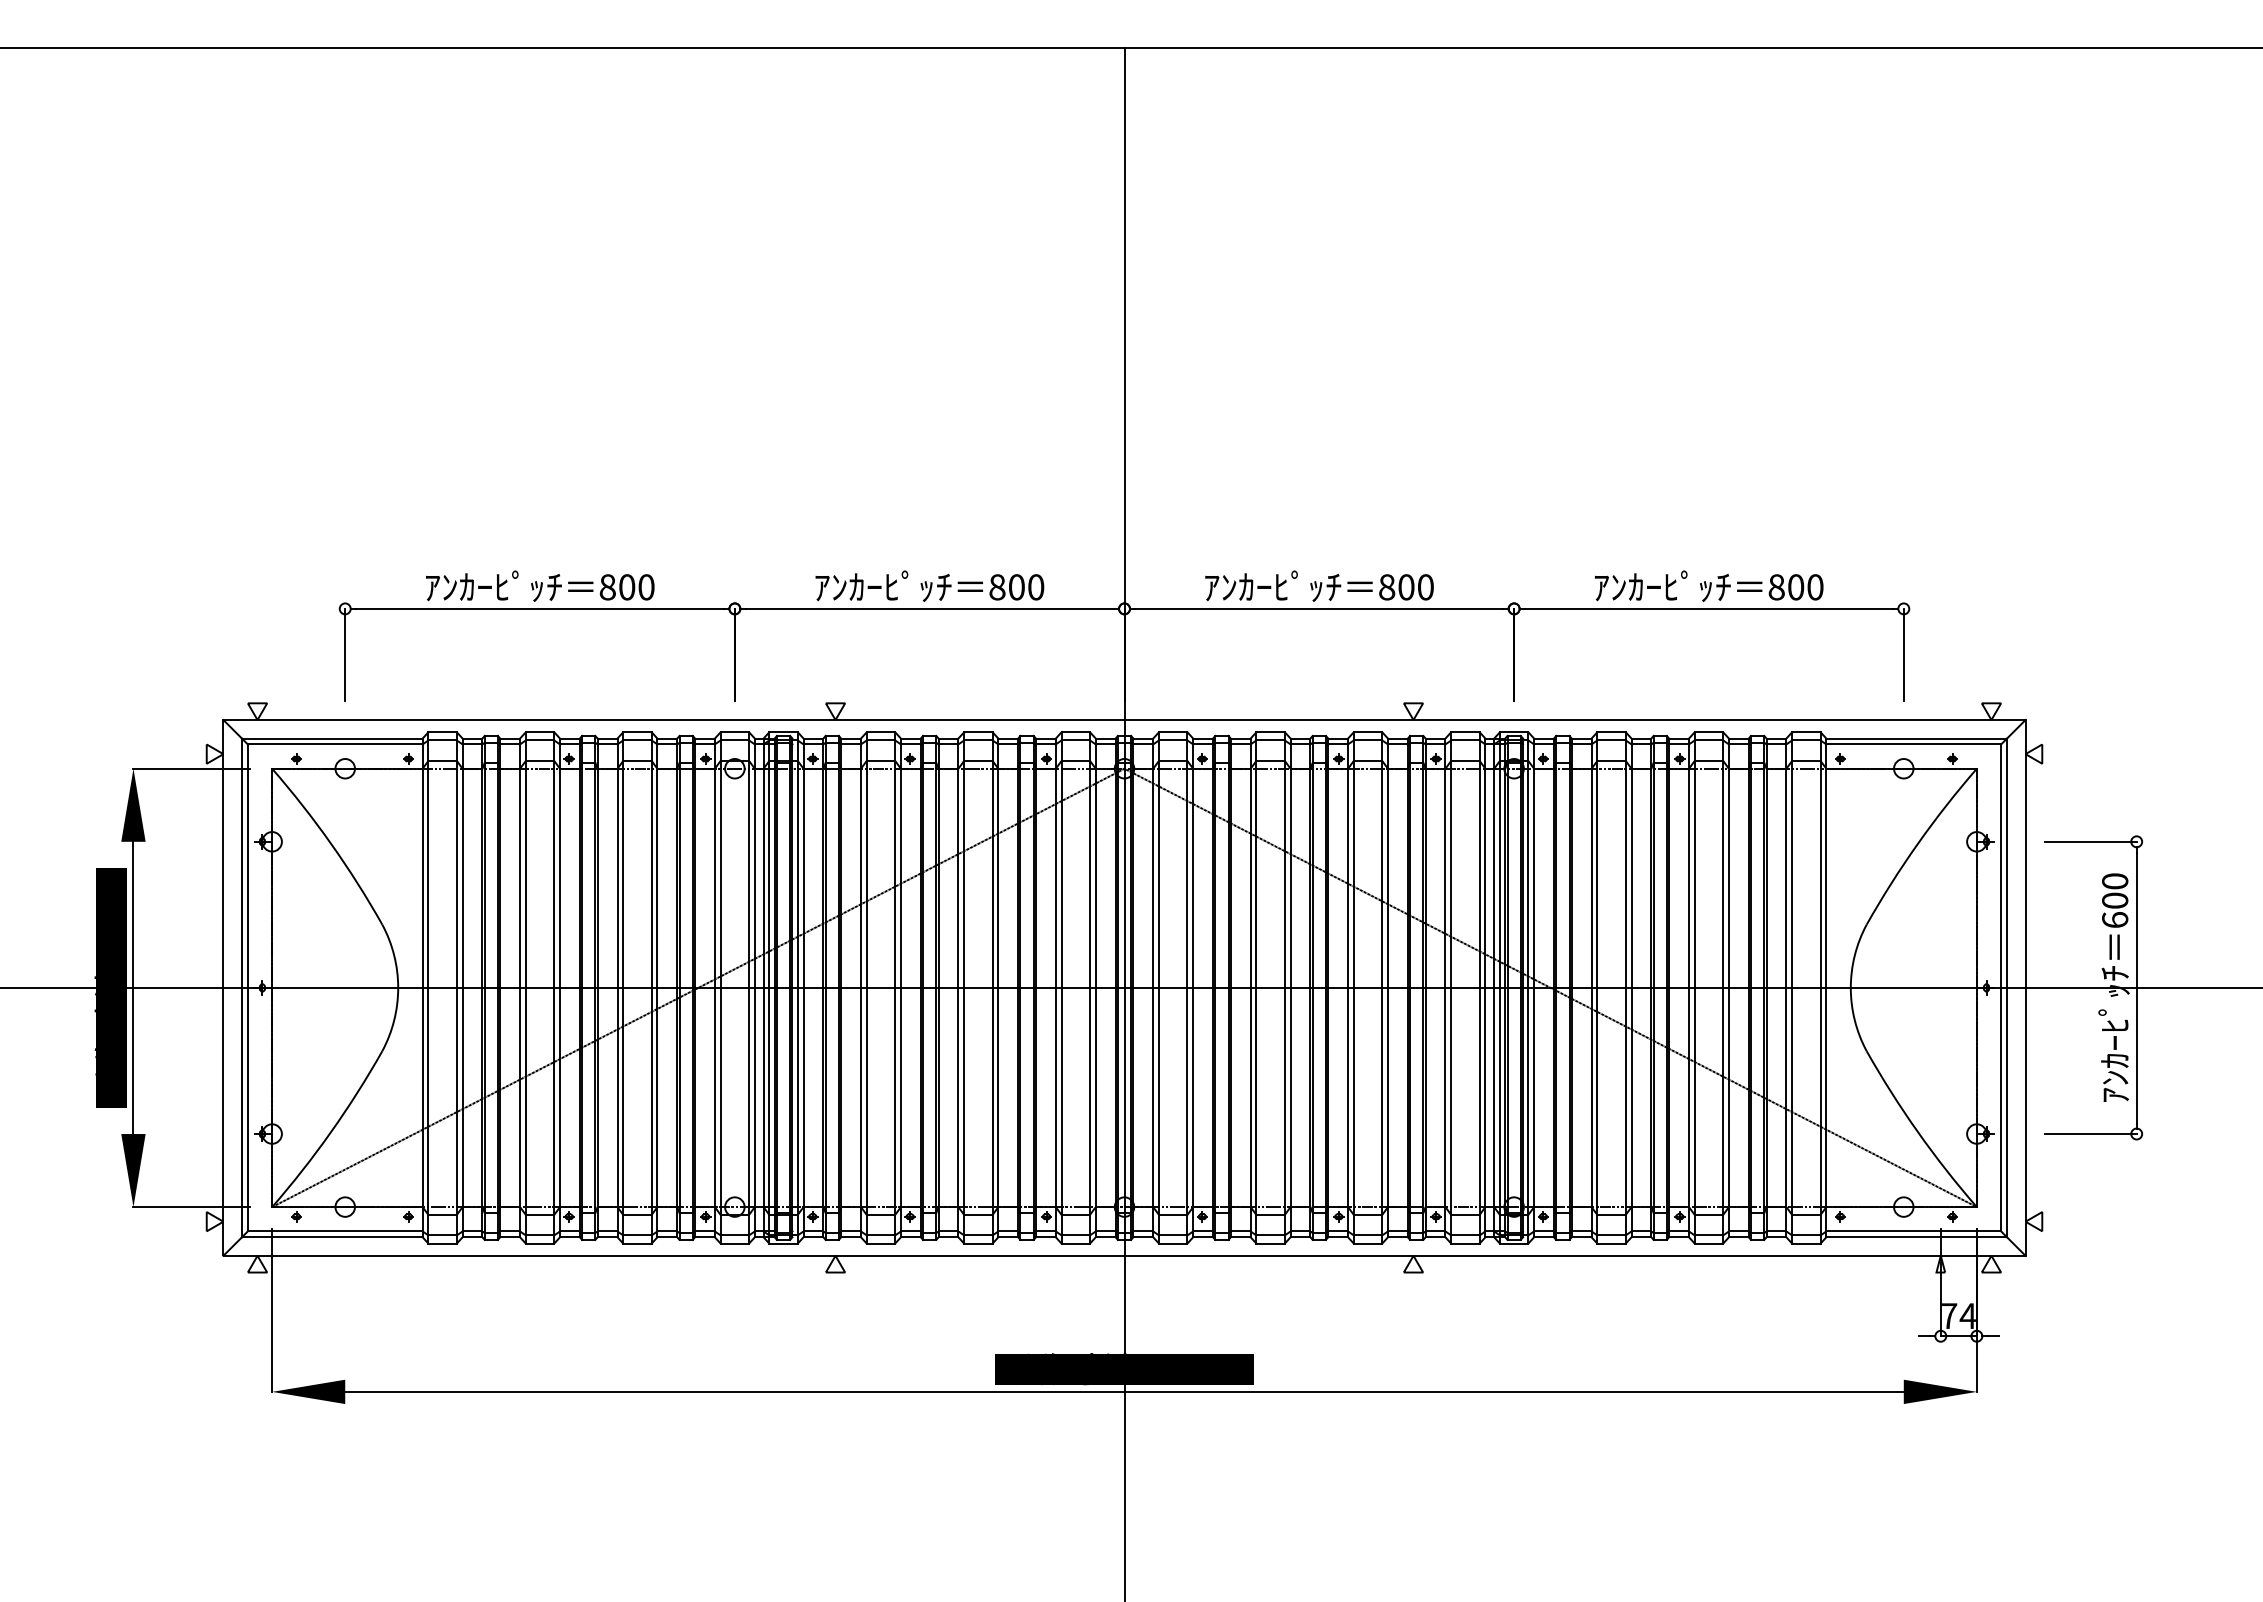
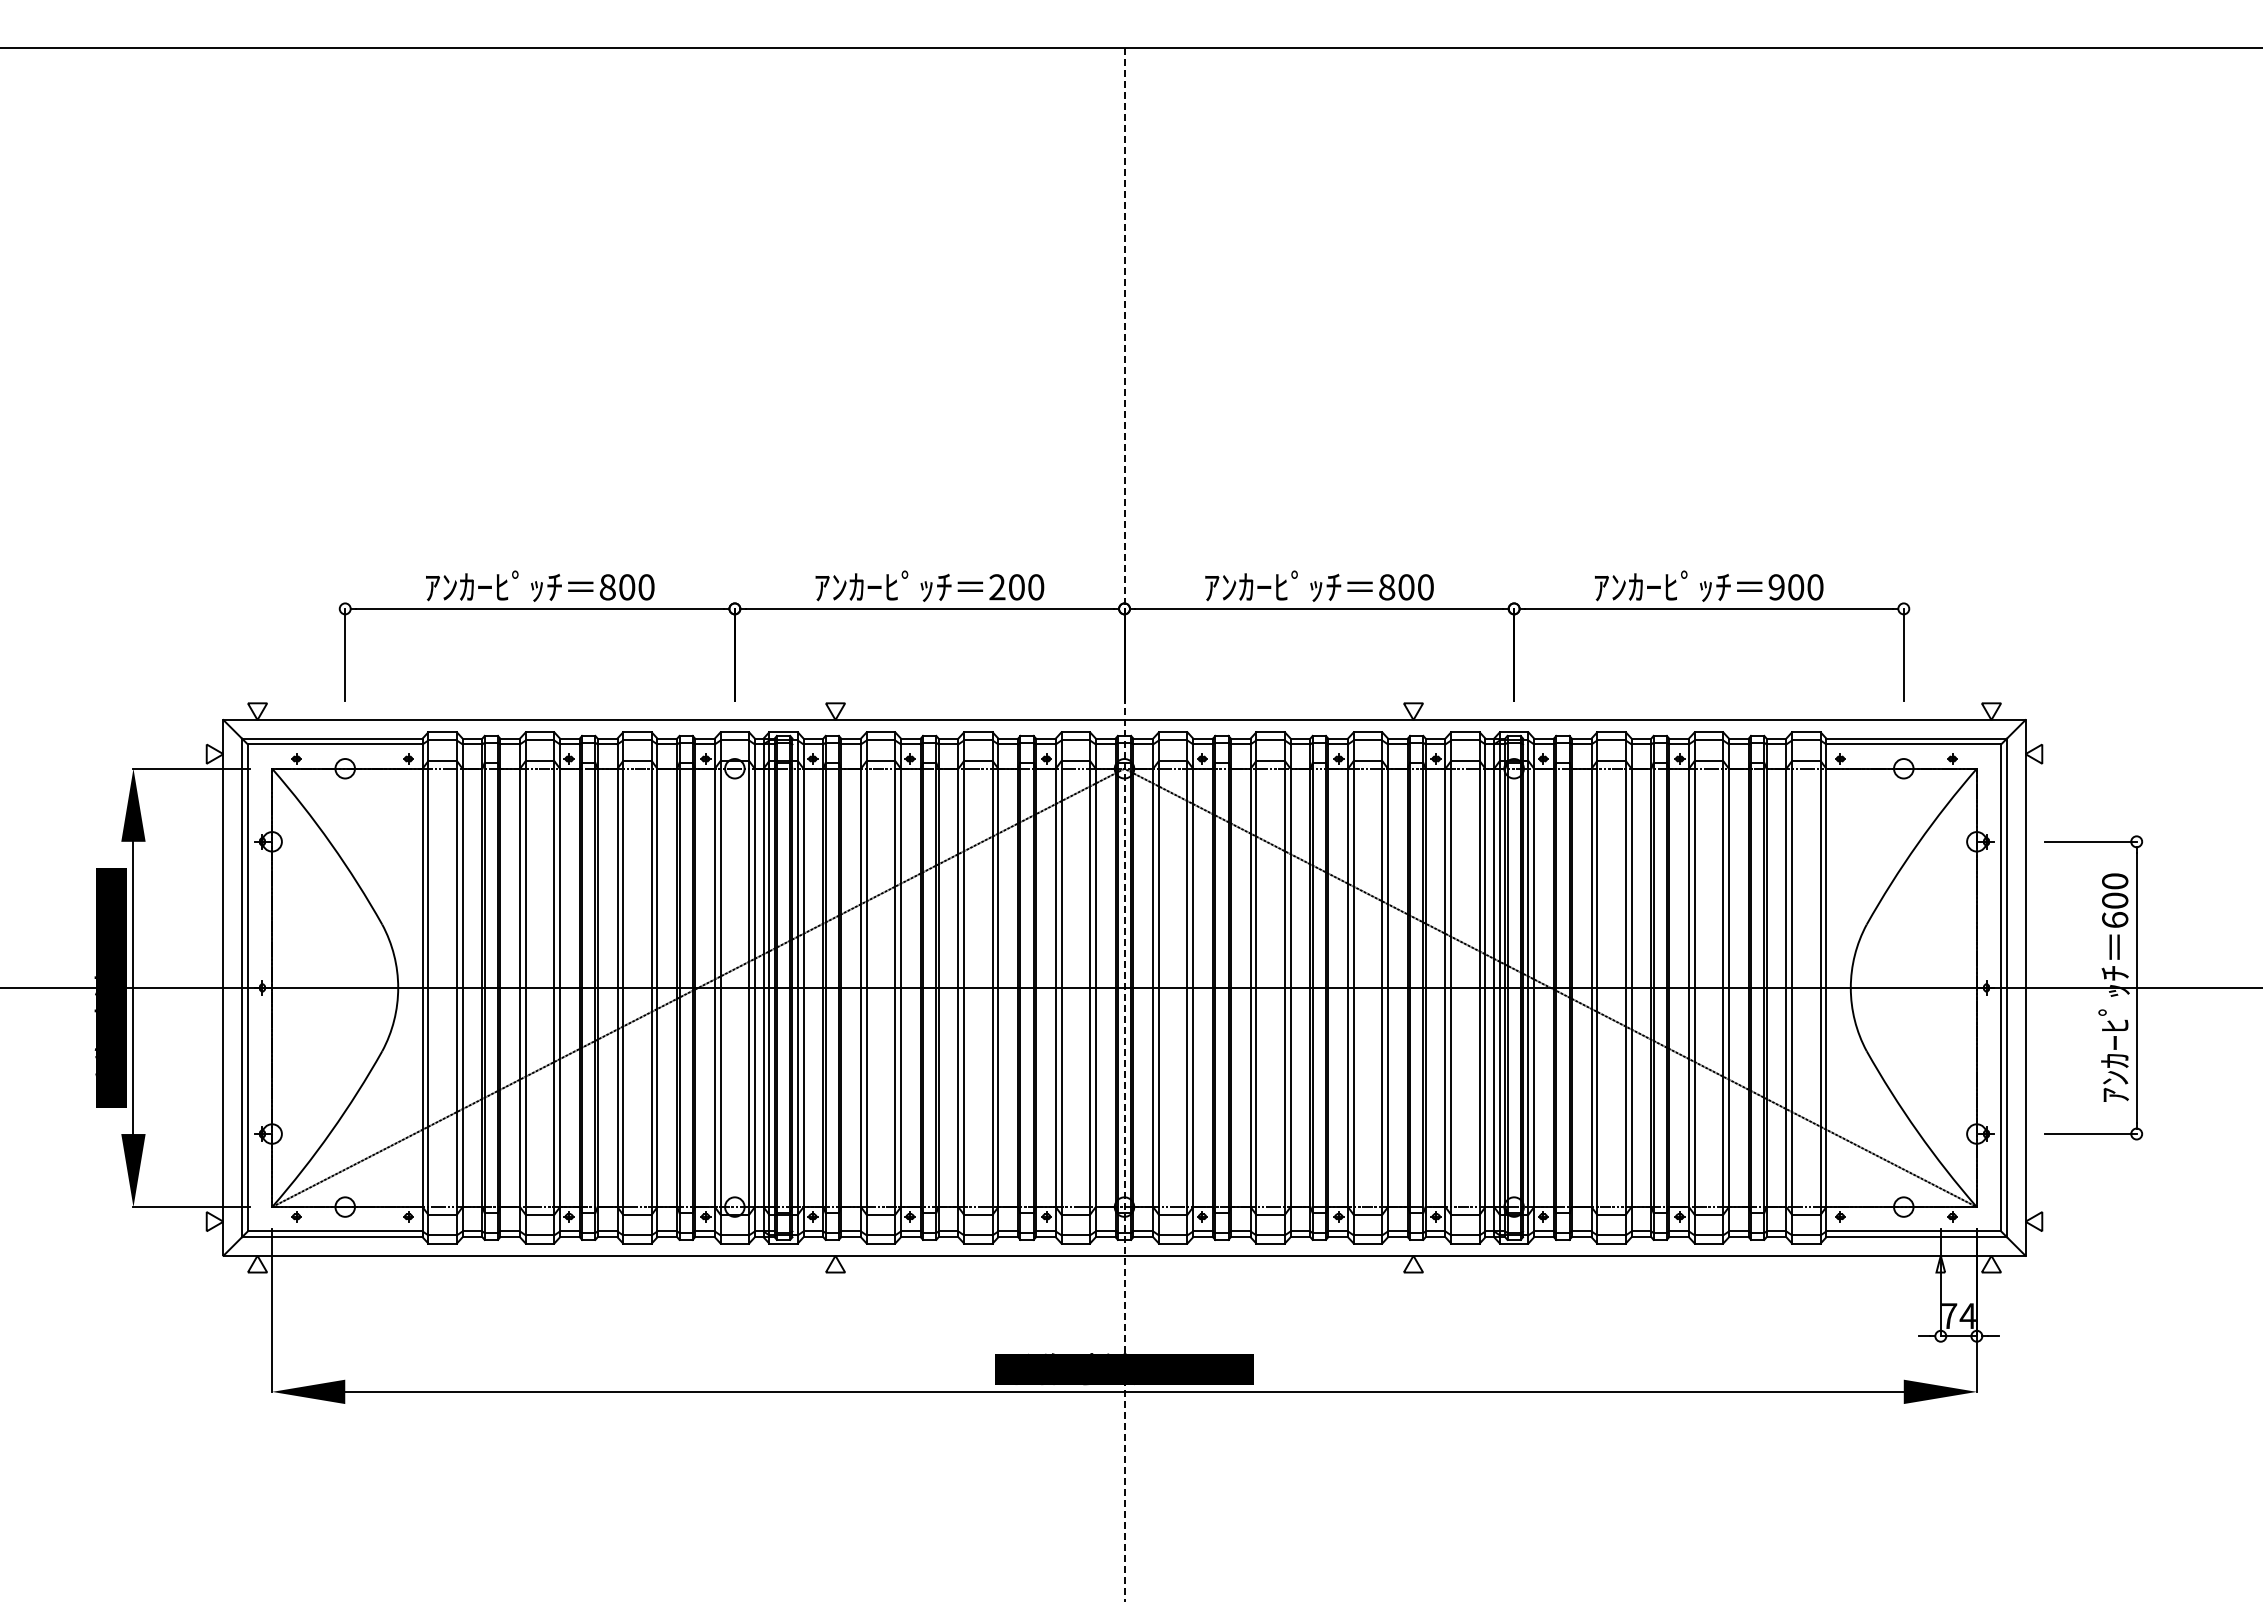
text: 800 -> 200 (997, 587)
text: 800 -> 900 (1776, 587)
line: solid -> dashed (1124, 824)
